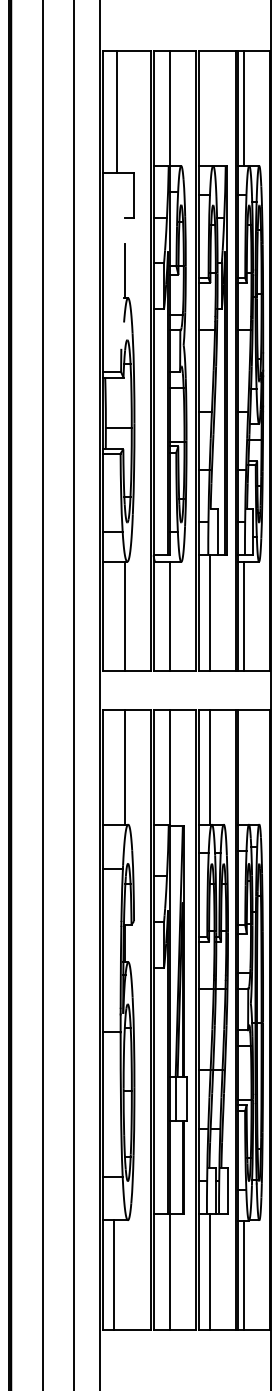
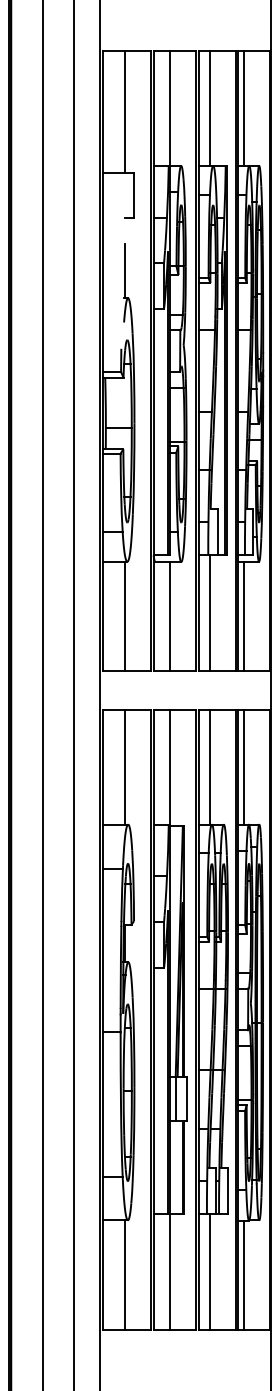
line: none -> present (209, 108)
line position: (116, 111) -> (124, 111) (124, 111)
line: none -> present (243, 767)
line position: (113, 1274) -> (124, 1274) (124, 1274)
